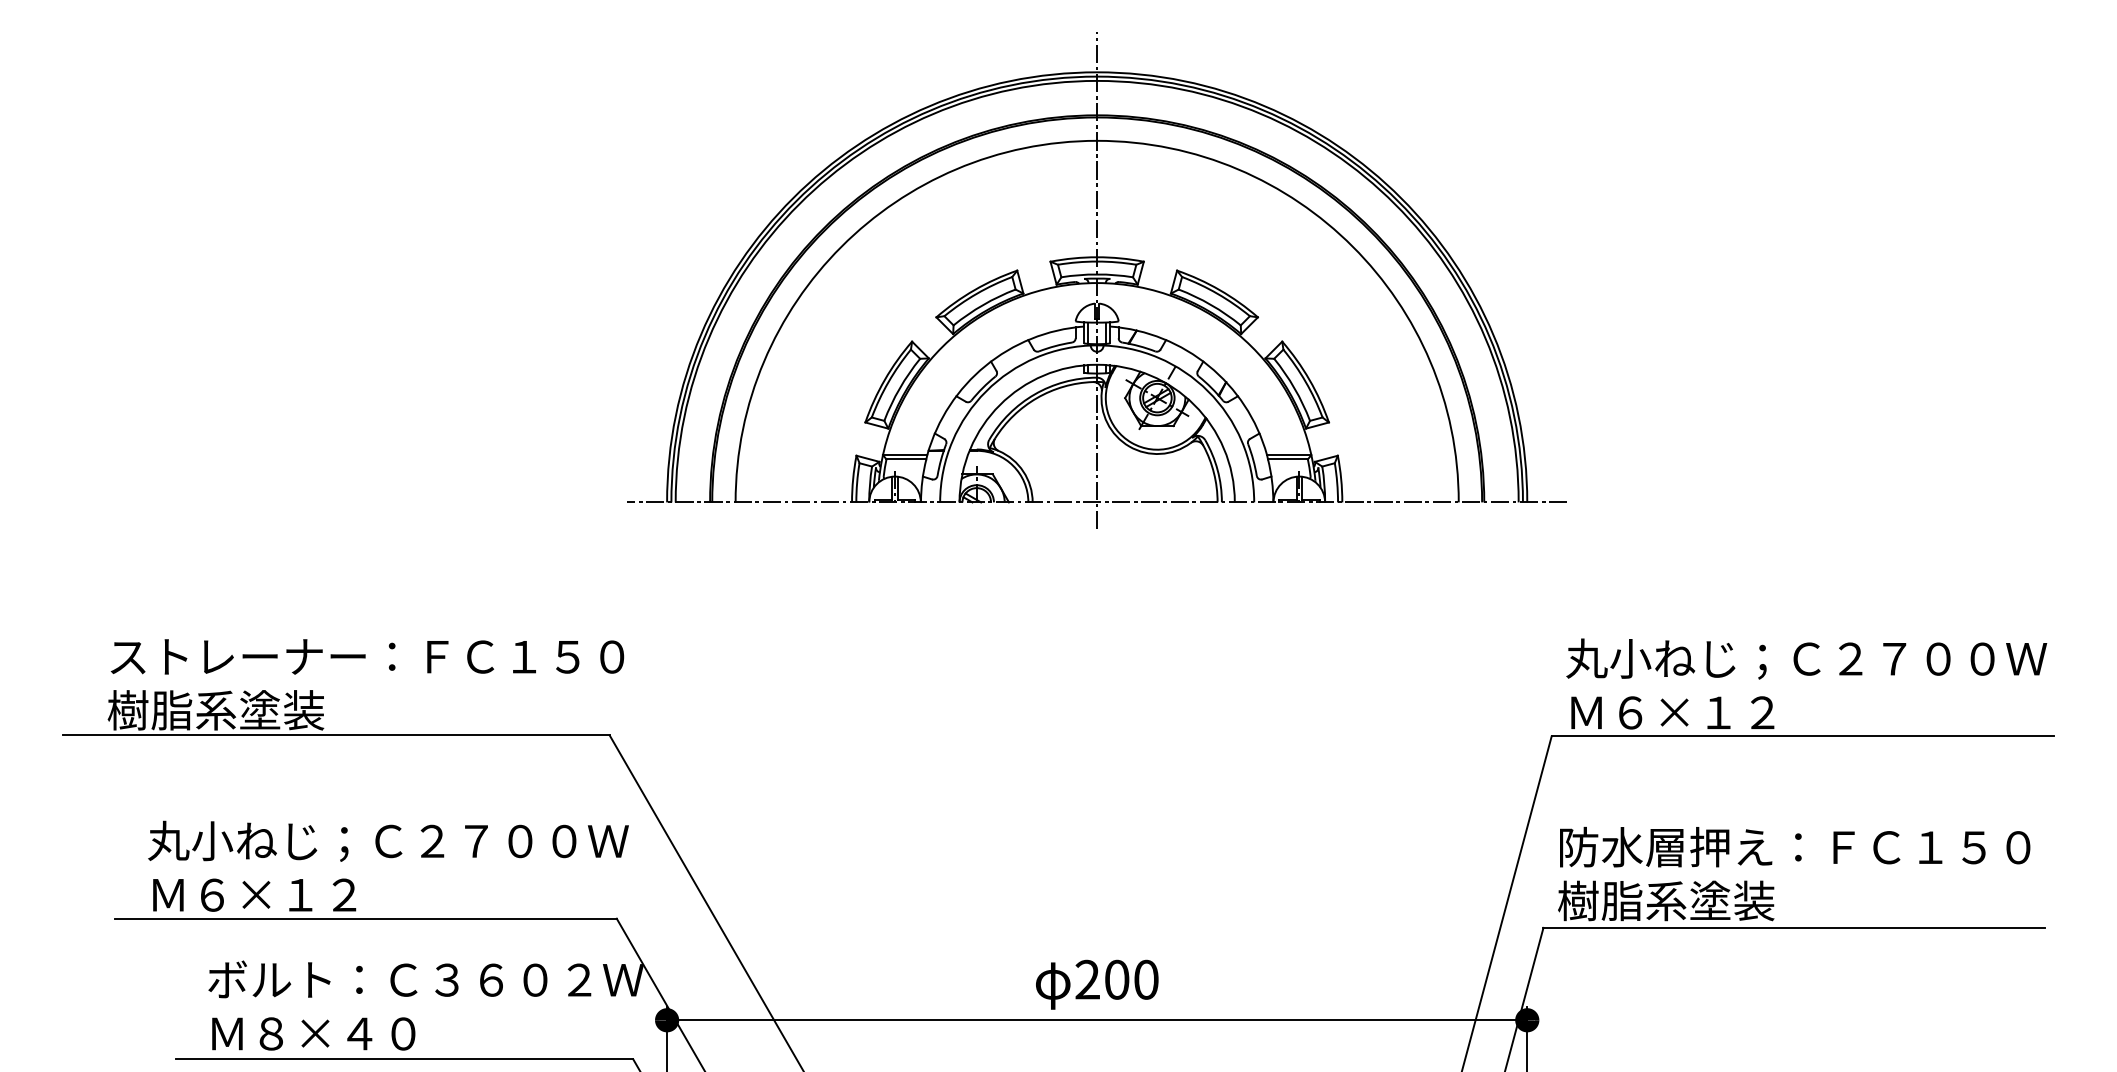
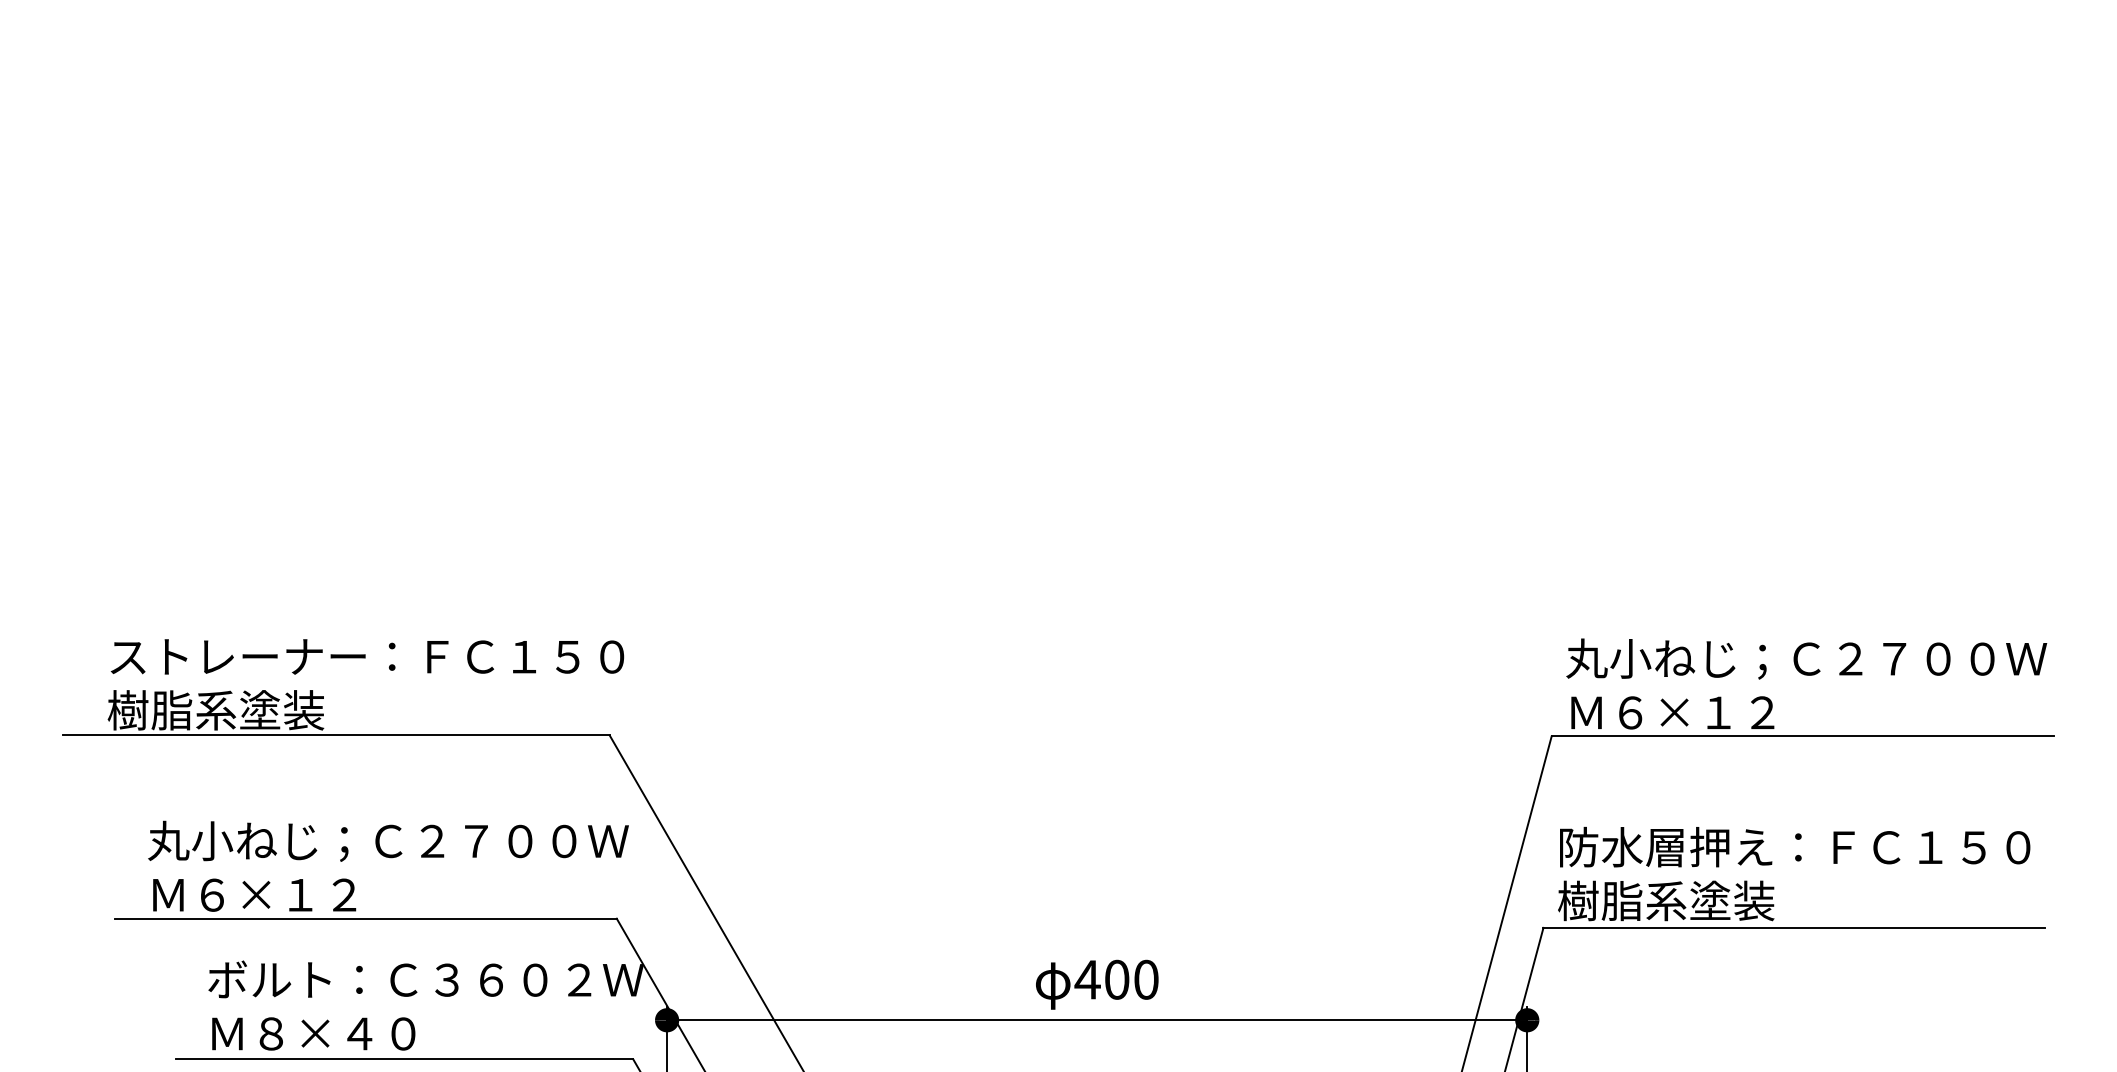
part: present -> none (1096, 280)
text: 200 -> 400 (1087, 979)
